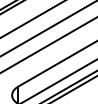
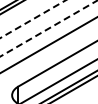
line: solid -> dashed (33, 19)
line: solid -> dashed (48, 28)
